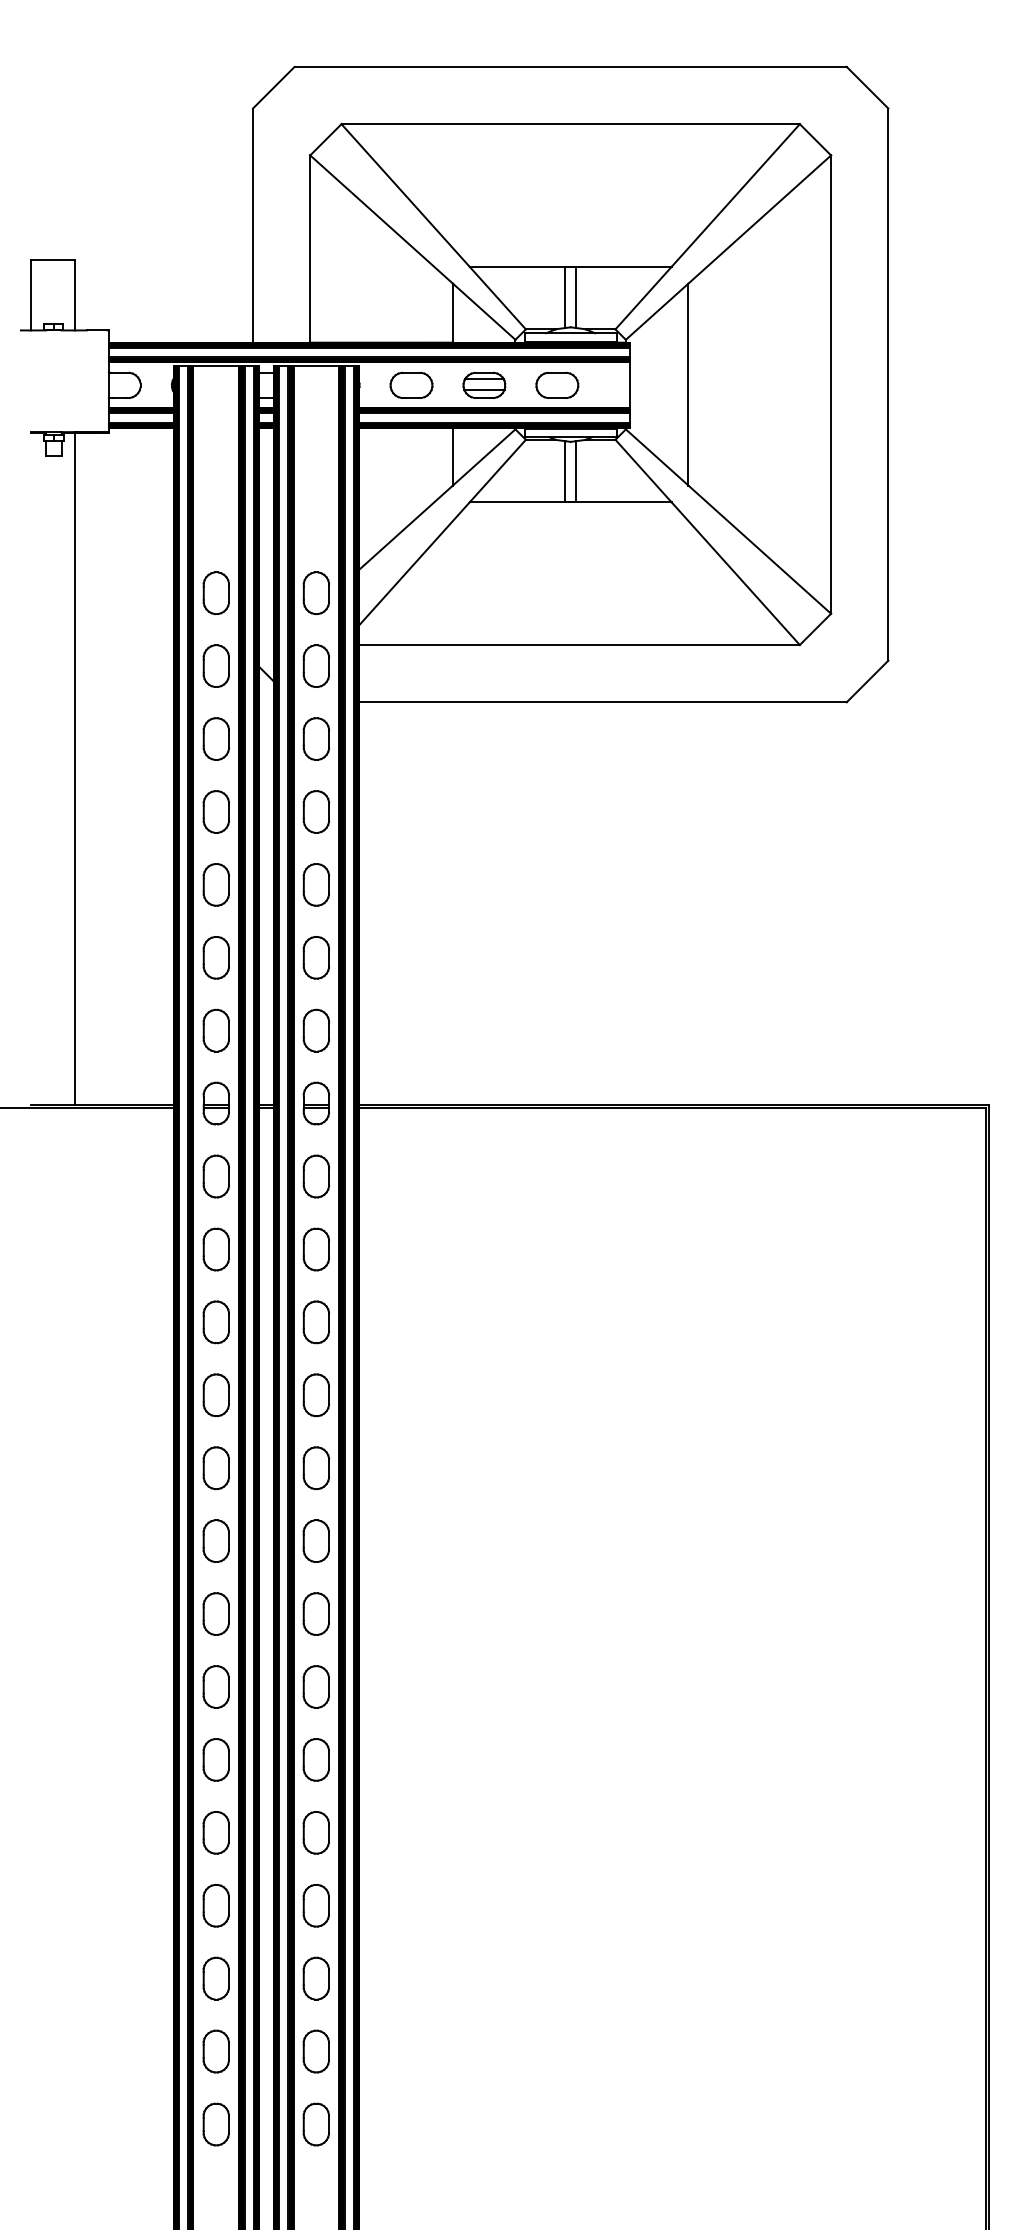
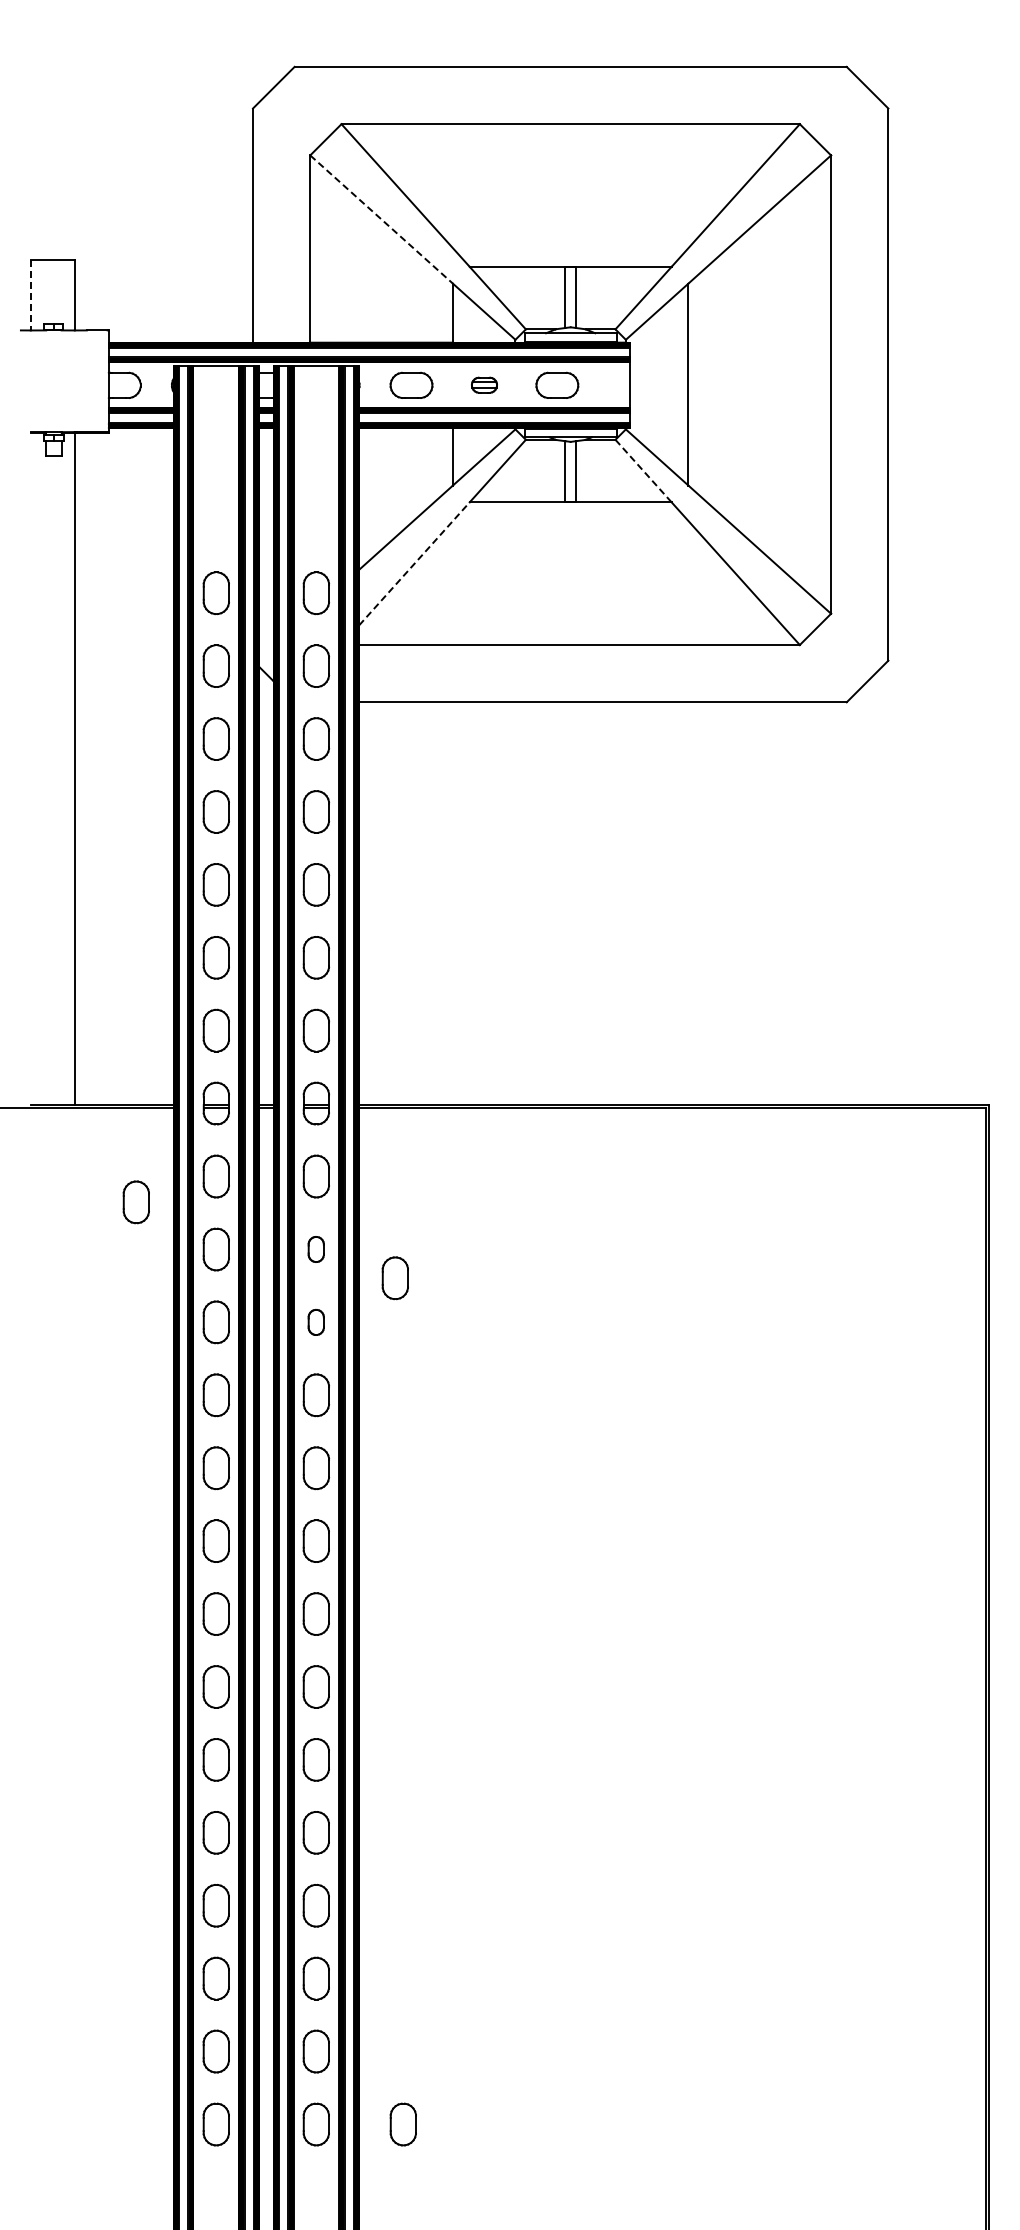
line: solid -> dashed (381, 219)
line: solid -> dashed (30, 295)
part size: 45x28 px -> 27x18 px (484, 384)
line: solid -> dashed (643, 471)
line: solid -> dashed (414, 563)
part: none -> present (135, 1202)
part size: 28x45 px -> 18x27 px (315, 1249)
part: none -> present (394, 1278)
part size: 28x45 px -> 18x27 px (315, 1322)
part: none -> present (402, 2124)
